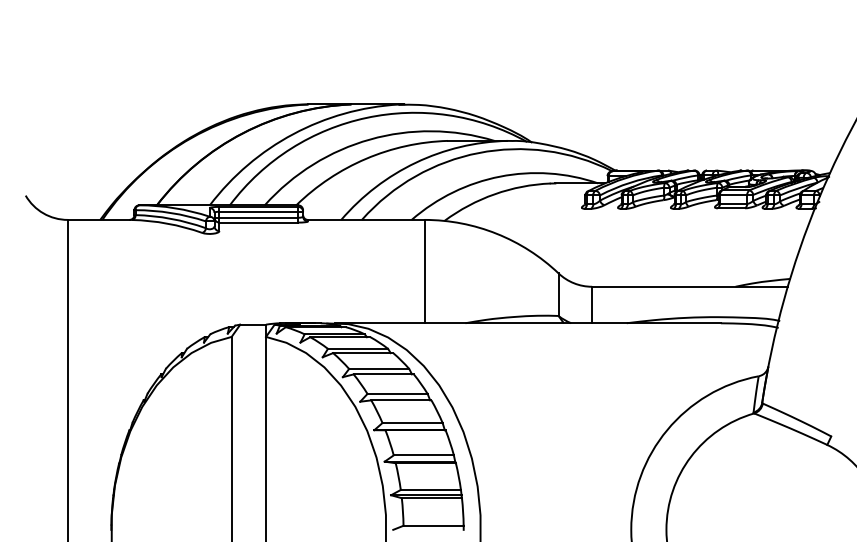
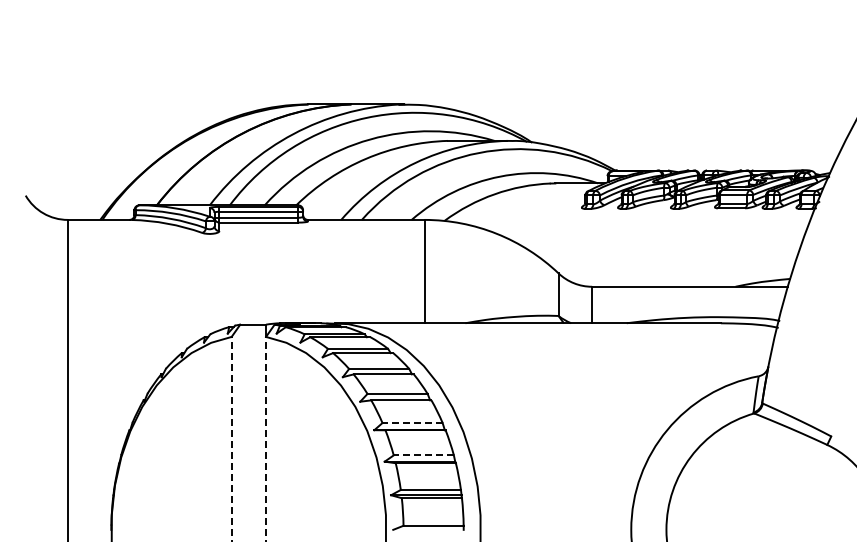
line: solid -> dashed (412, 423)
line: solid -> dashed (231, 438)
line: solid -> dashed (266, 438)
line: solid -> dashed (423, 455)
